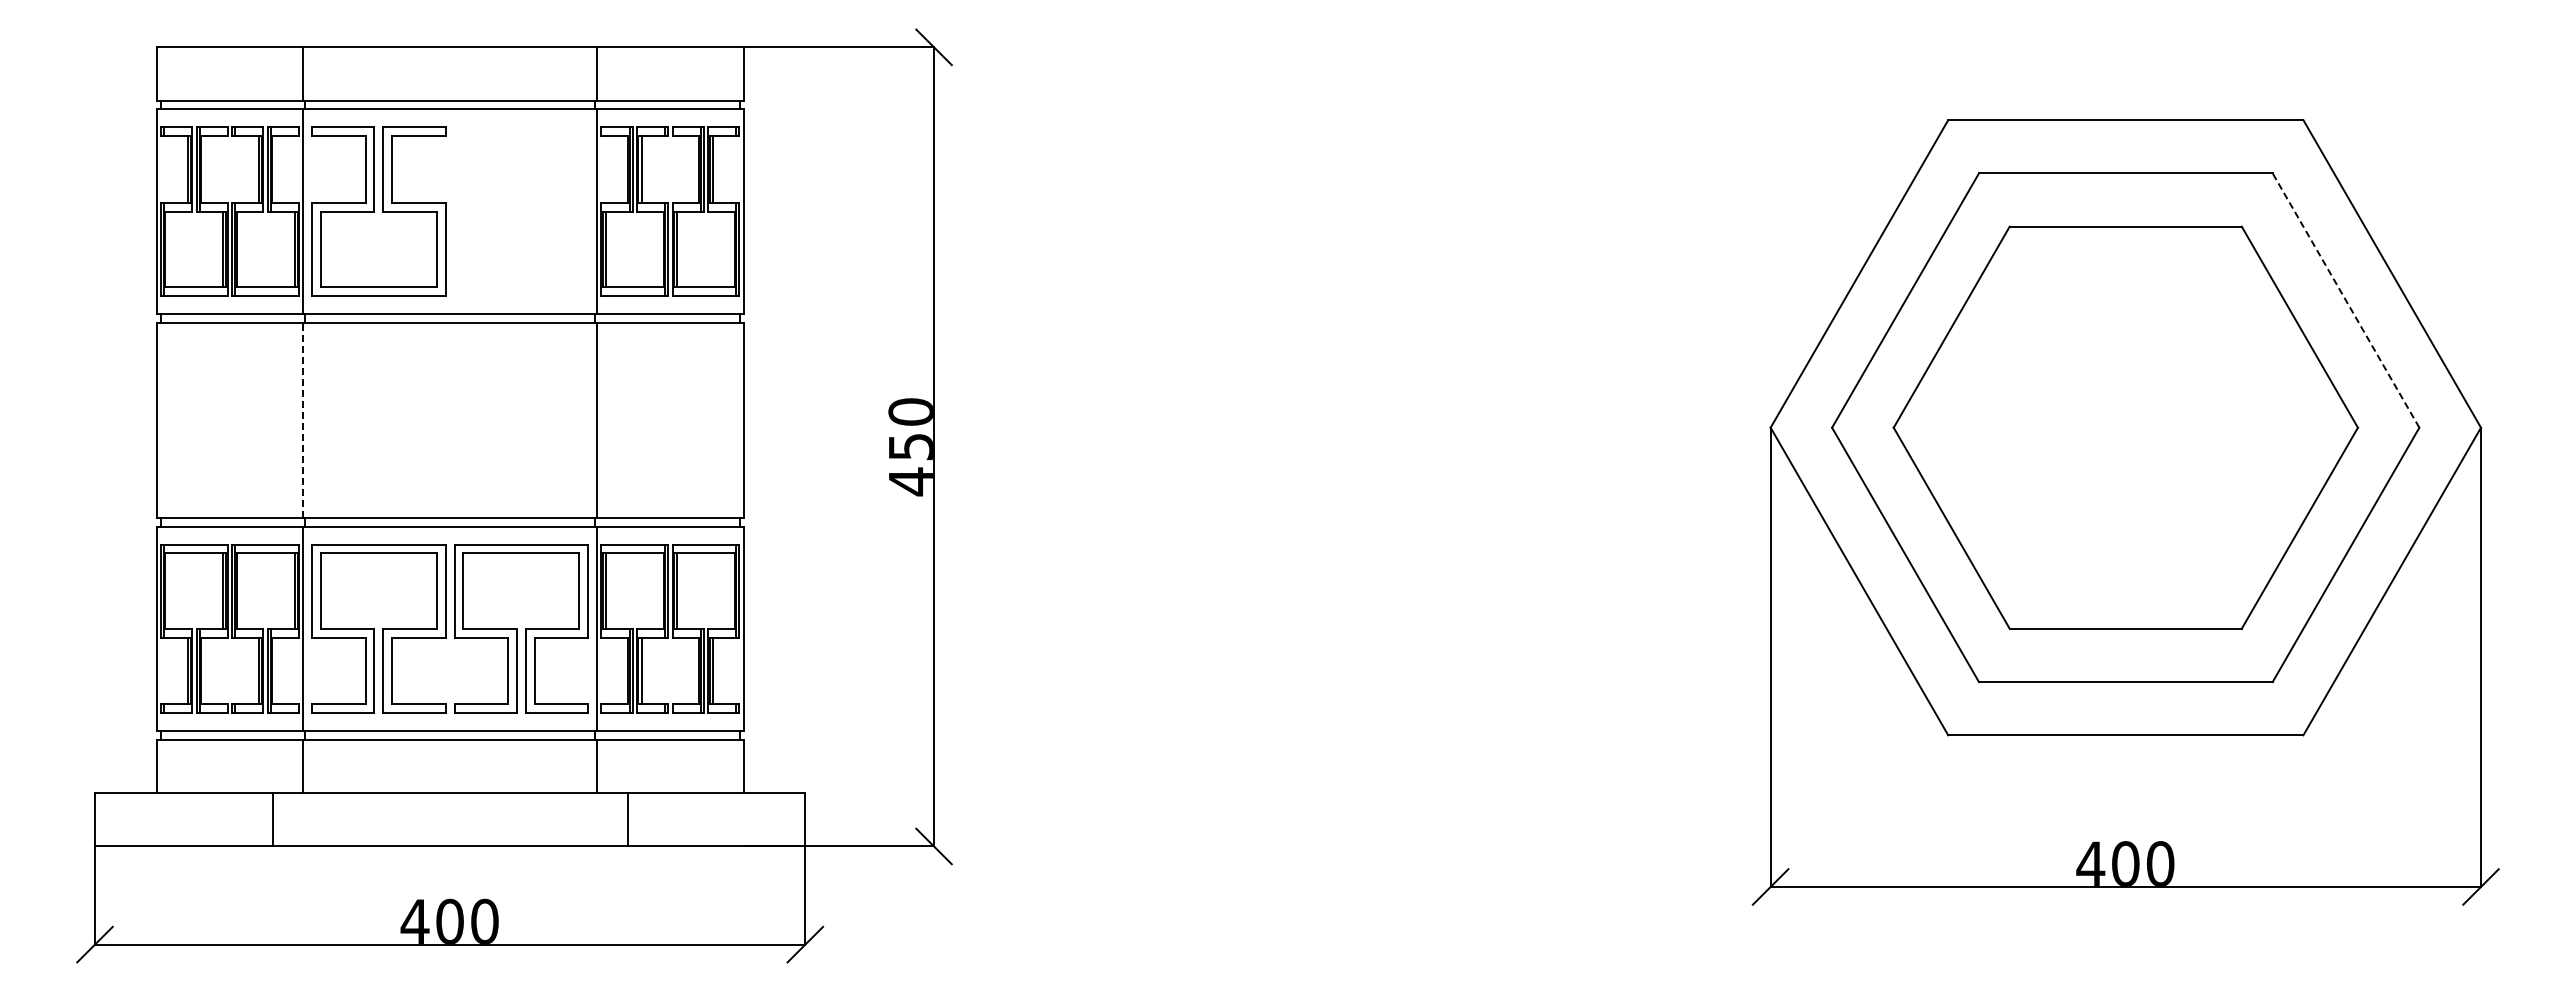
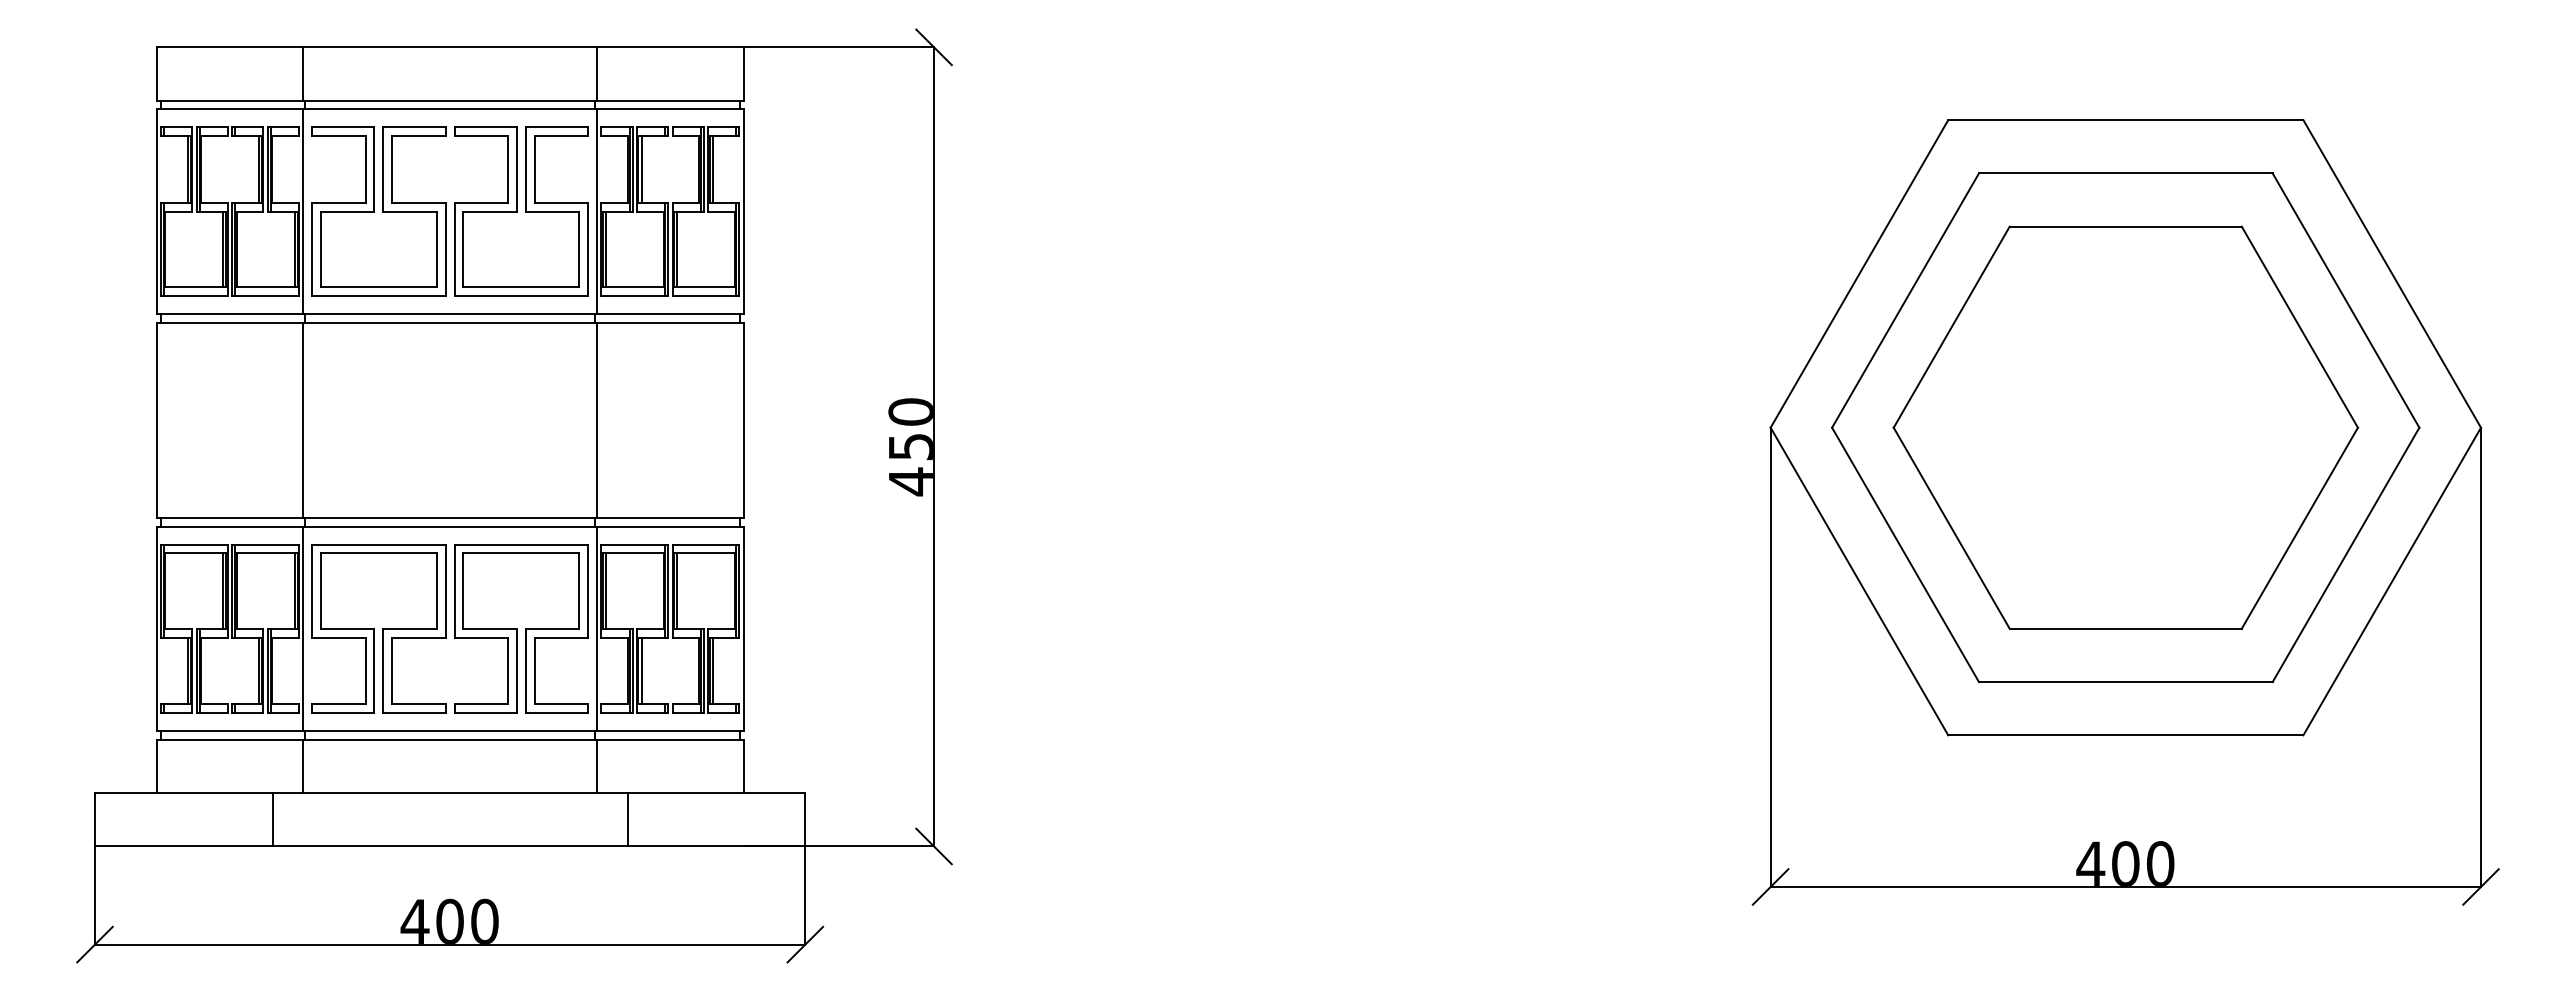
part: none -> present (521, 211)
line: dashed -> solid (2346, 300)
line: dashed -> solid (303, 420)
